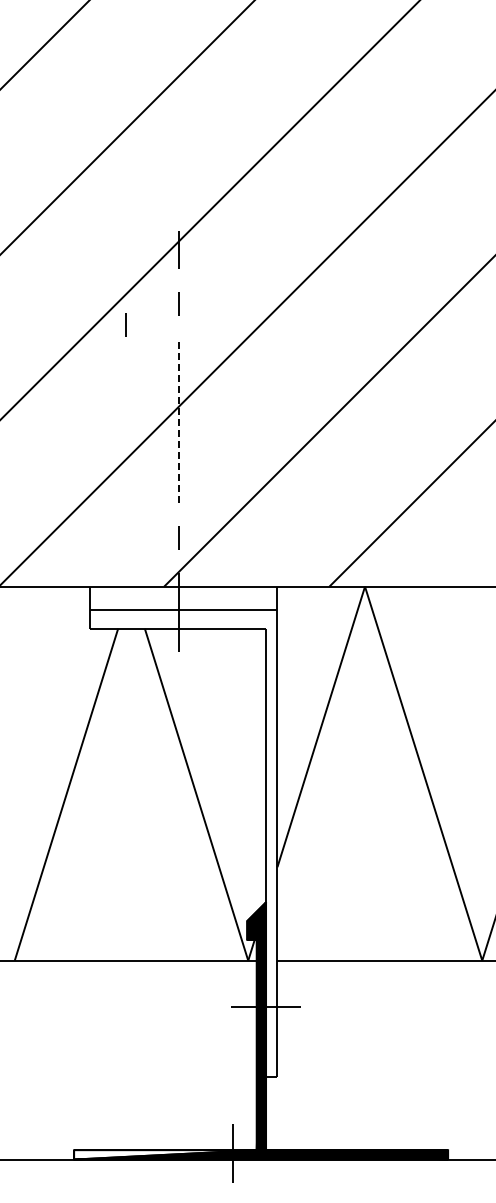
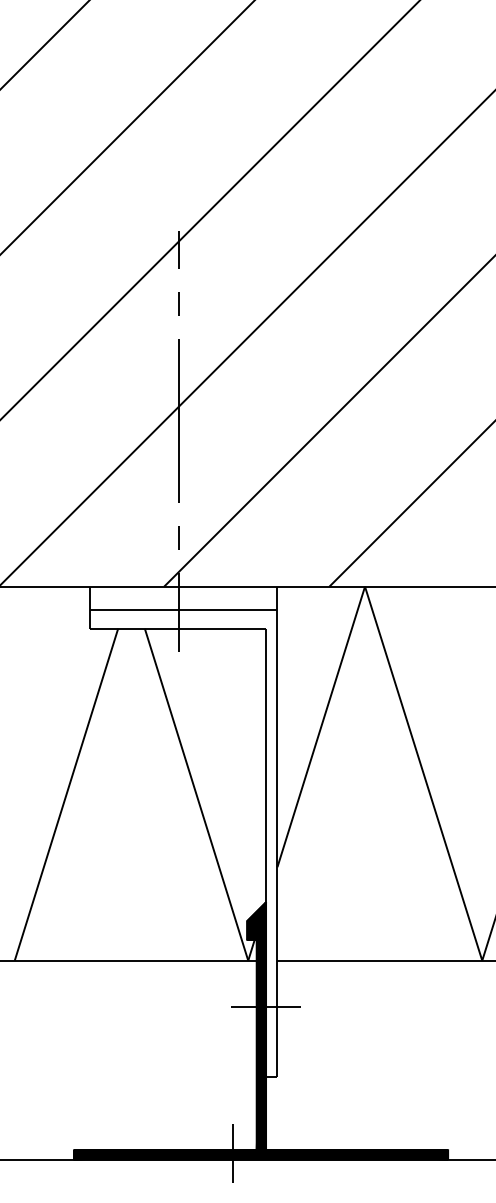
line: present -> none (125, 324)
line: dashed -> solid (178, 420)
fill: none -> present (165, 1154)
